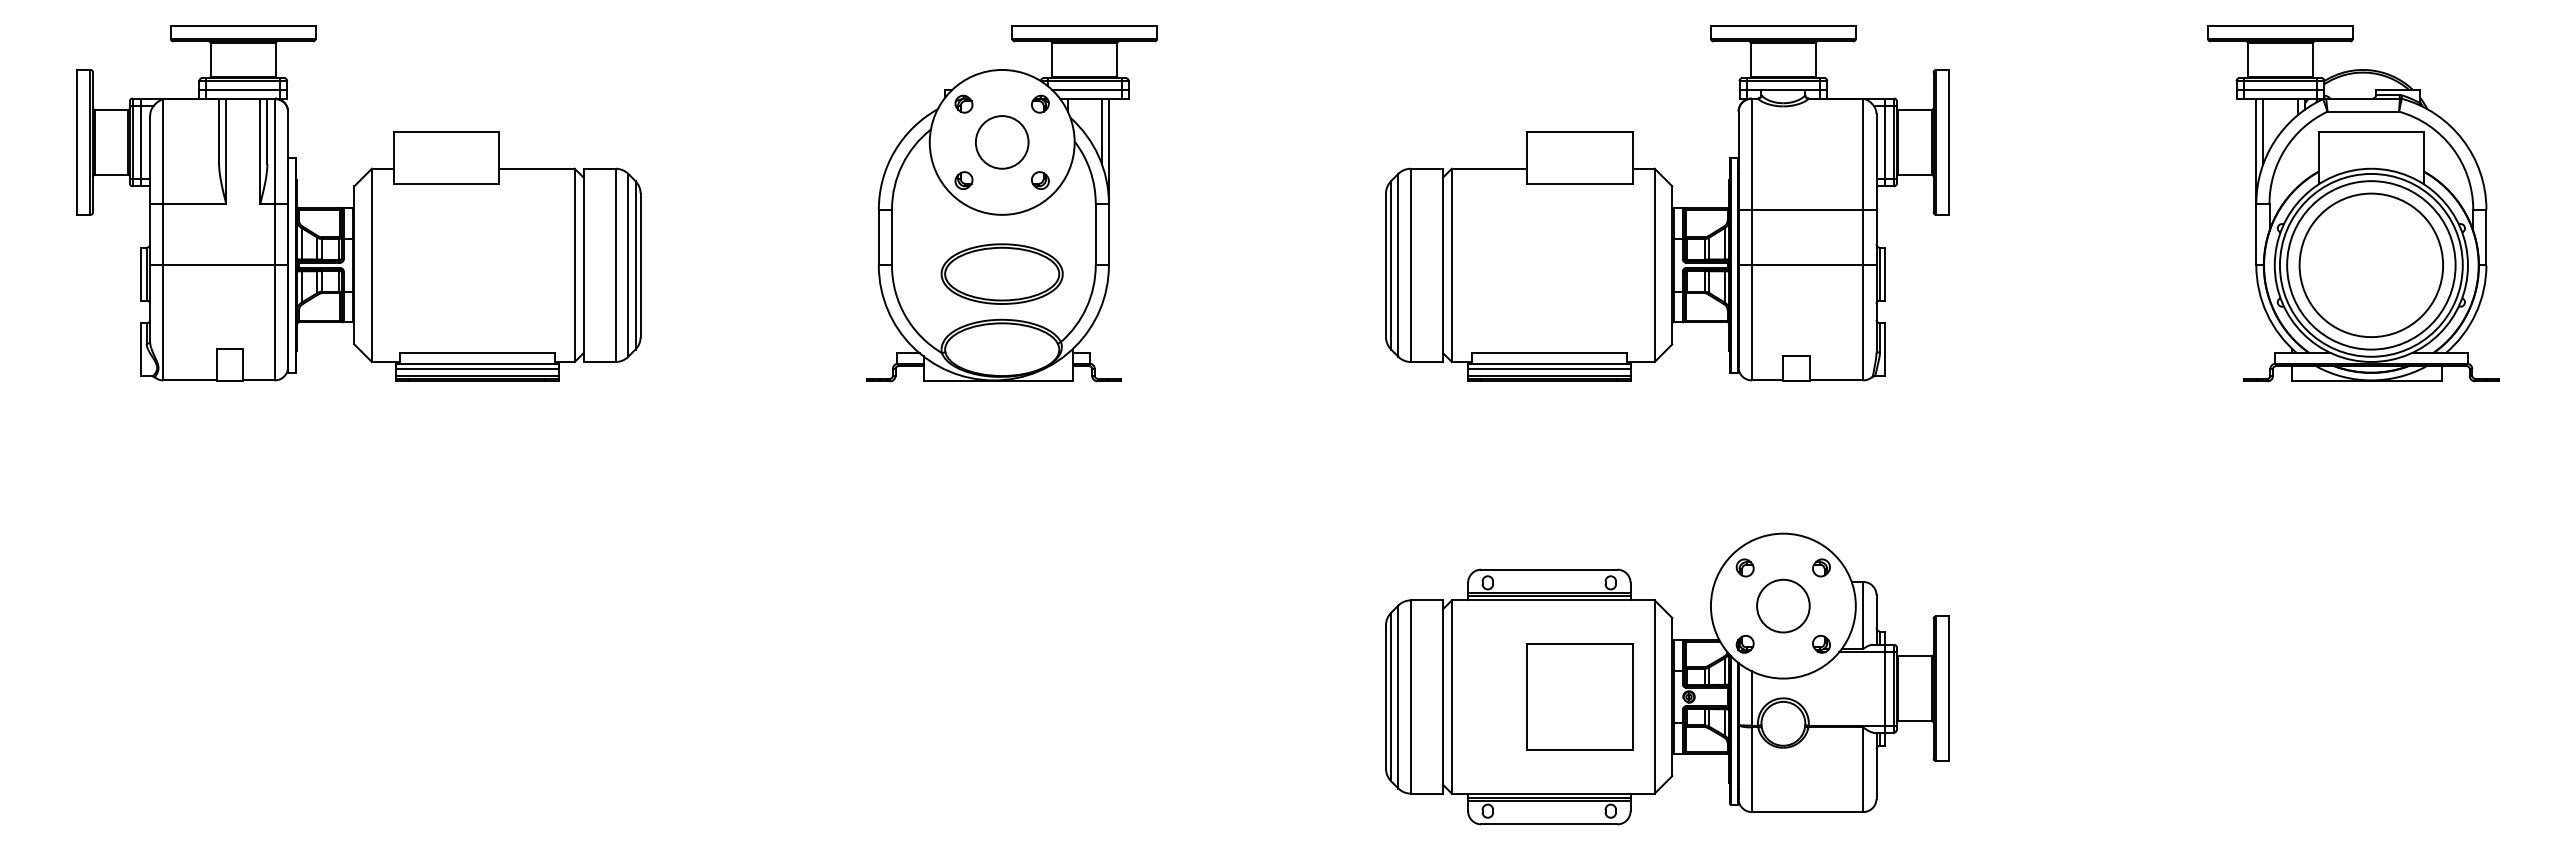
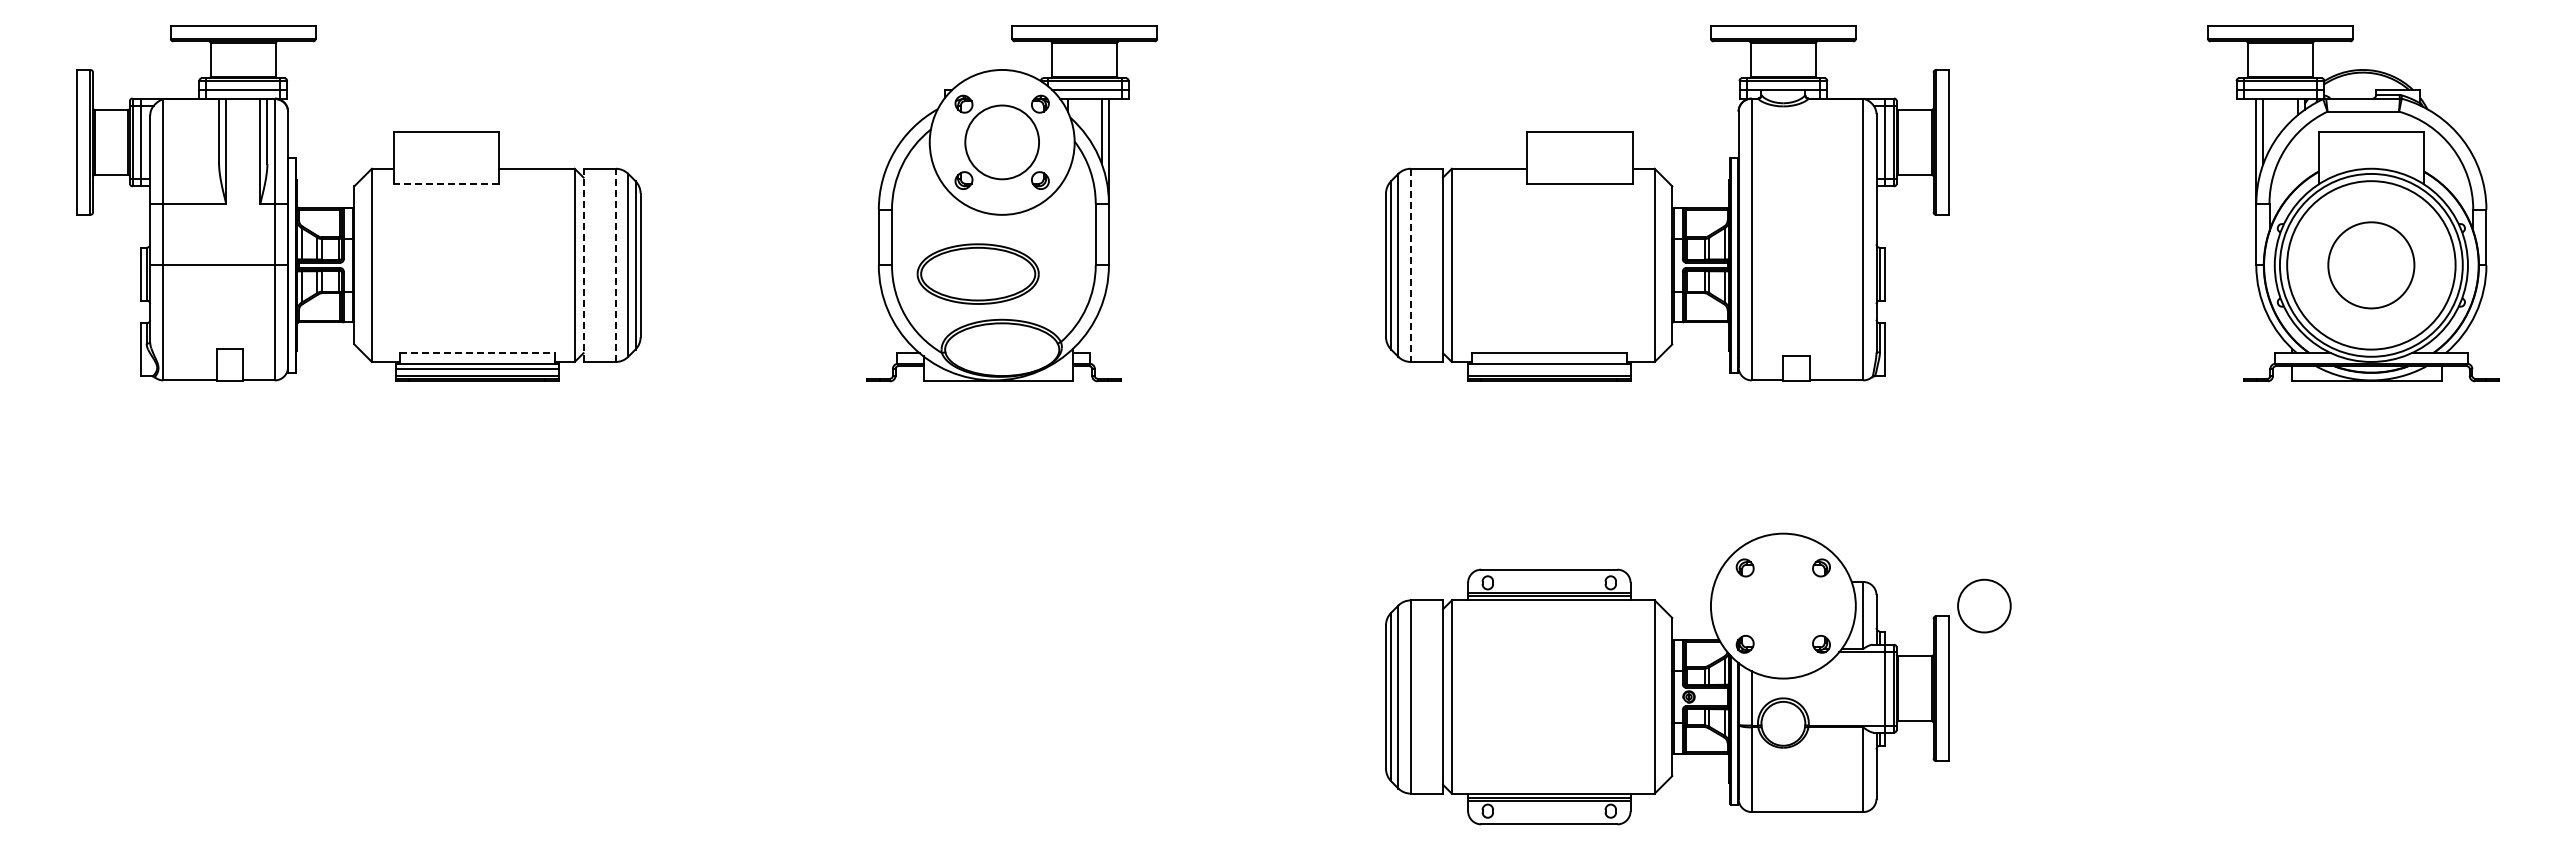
circle diameter: 53 px -> 74 px (1002, 142)
line: solid -> dashed (446, 184)
line: present -> none (1807, 209)
line: solid -> dashed (583, 265)
line: solid -> dashed (615, 265)
line: solid -> dashed (1410, 265)
line: present -> none (1807, 265)
circle diameter: 144 px -> 86 px (2371, 265)
part position: (1001, 273) -> (977, 273) (977, 273)
line: solid -> dashed (477, 353)
line: present -> none (1549, 369)
circle position: (1783, 605) -> (1984, 605) (1984, 605)
part: present -> none (1579, 696)
